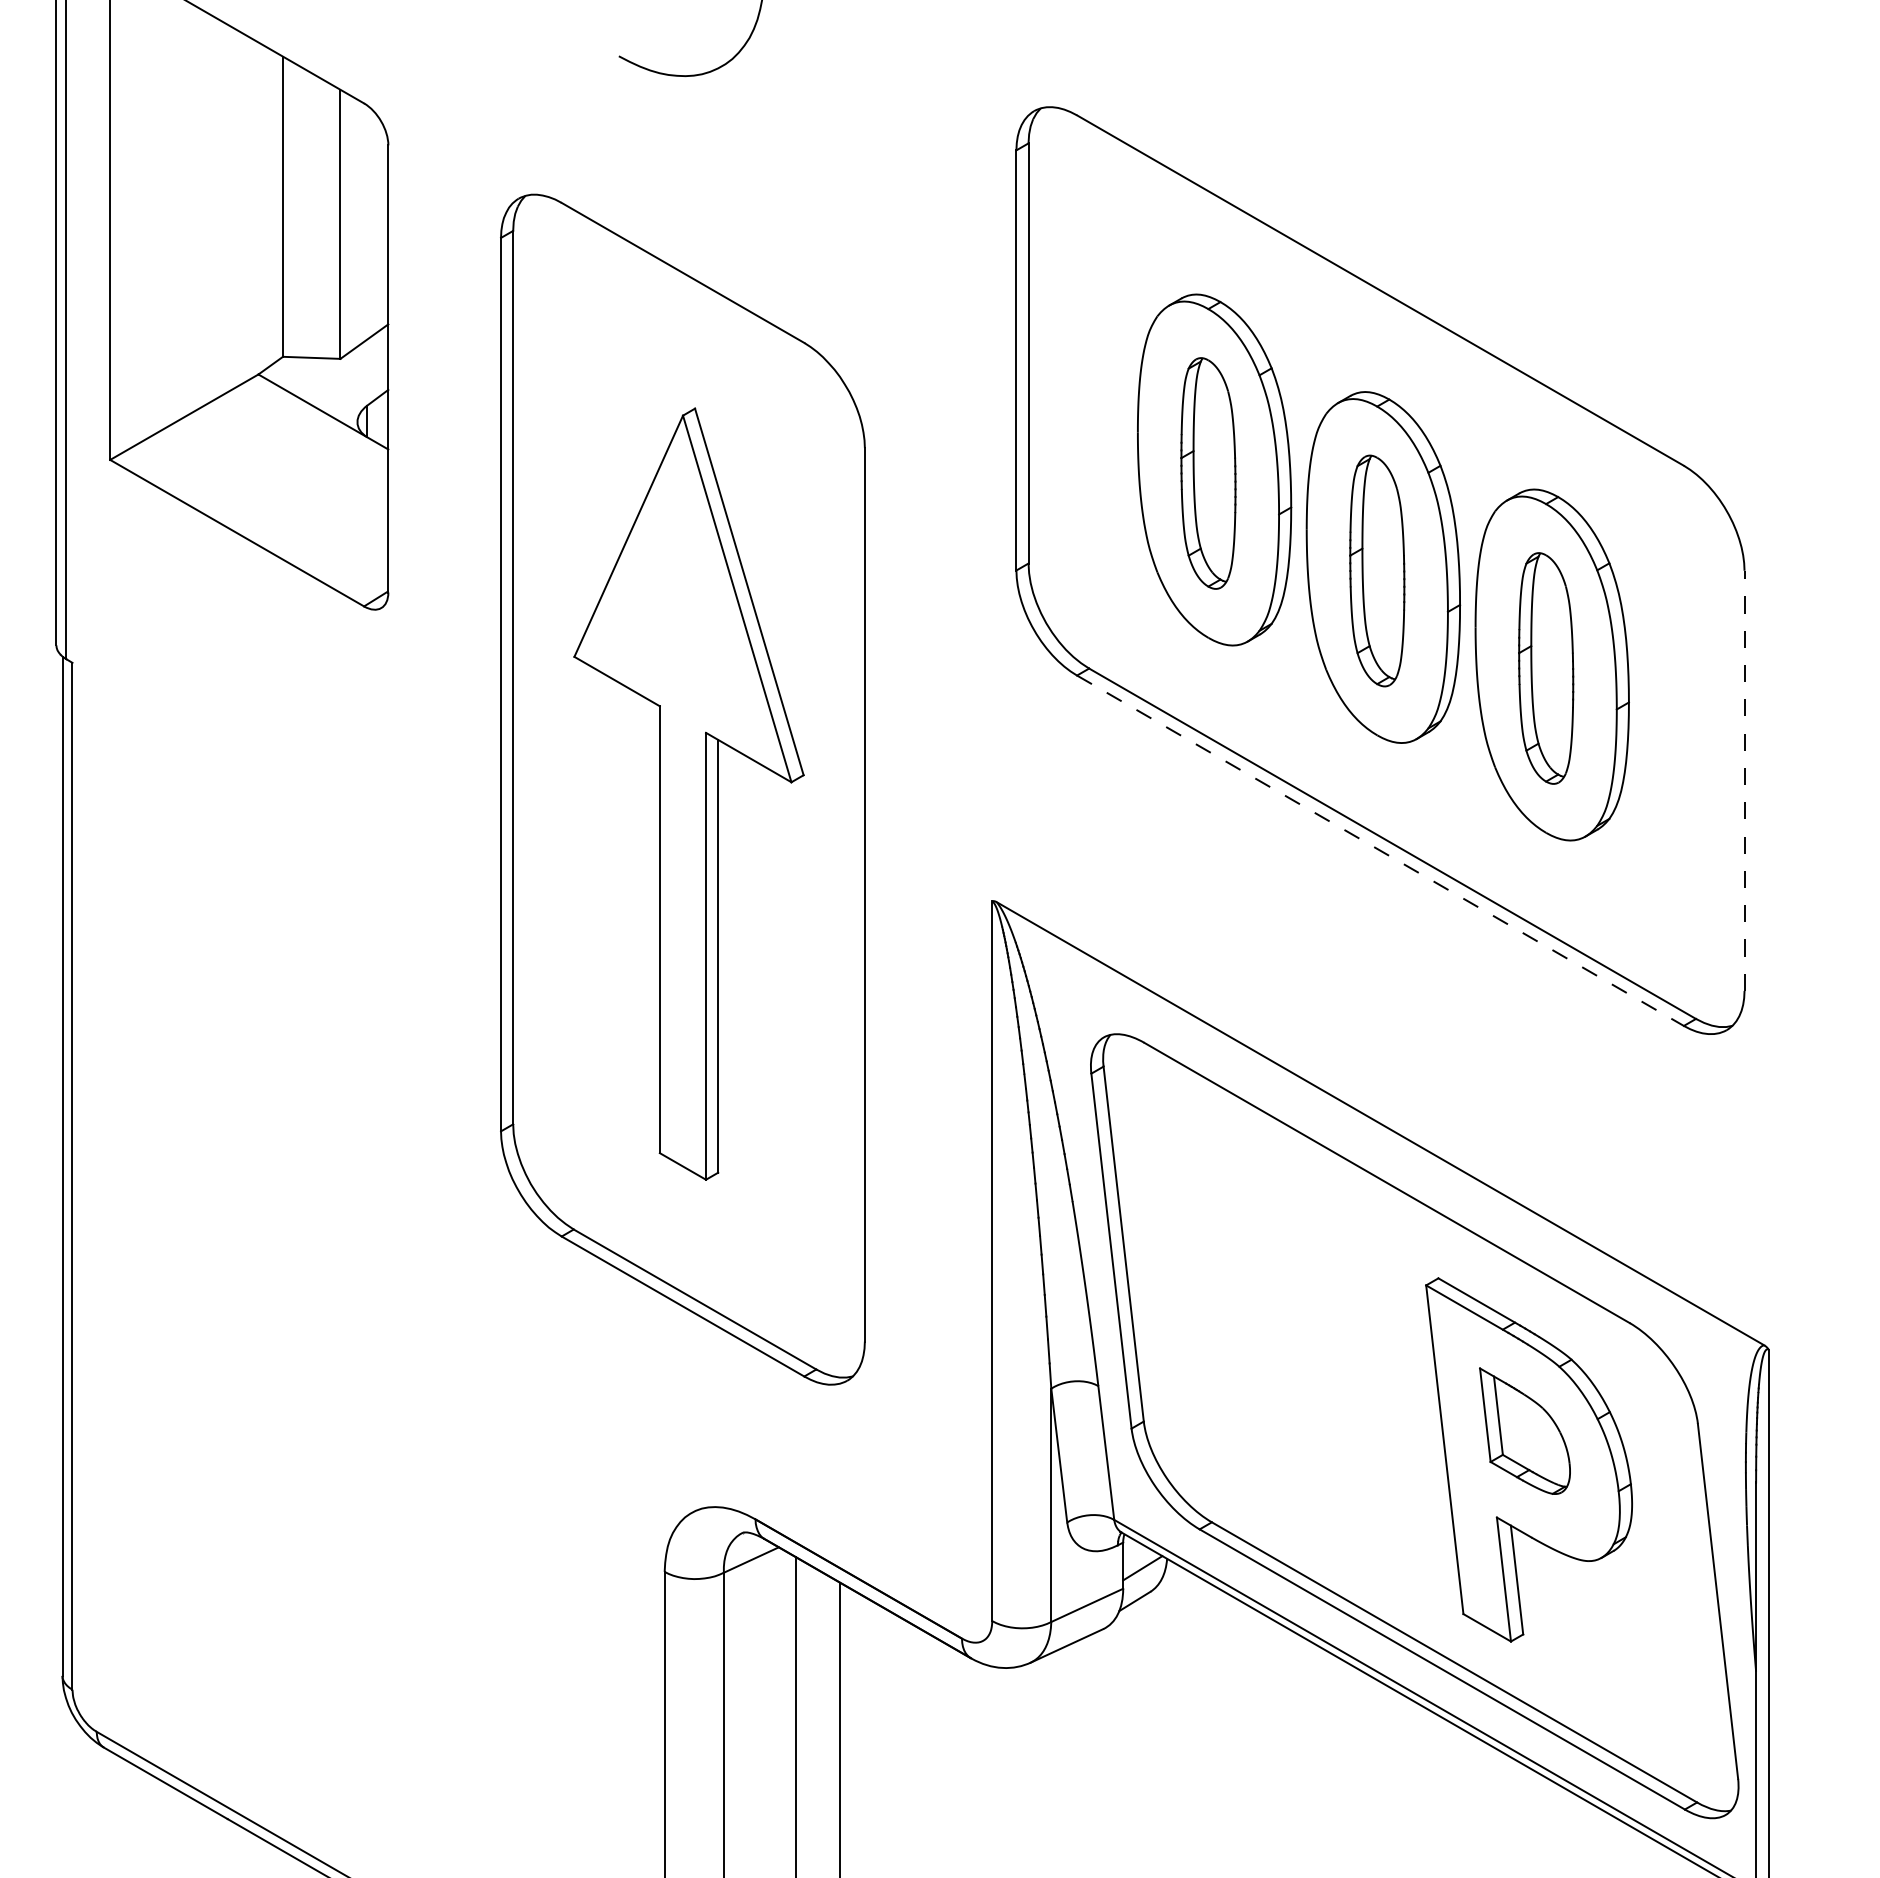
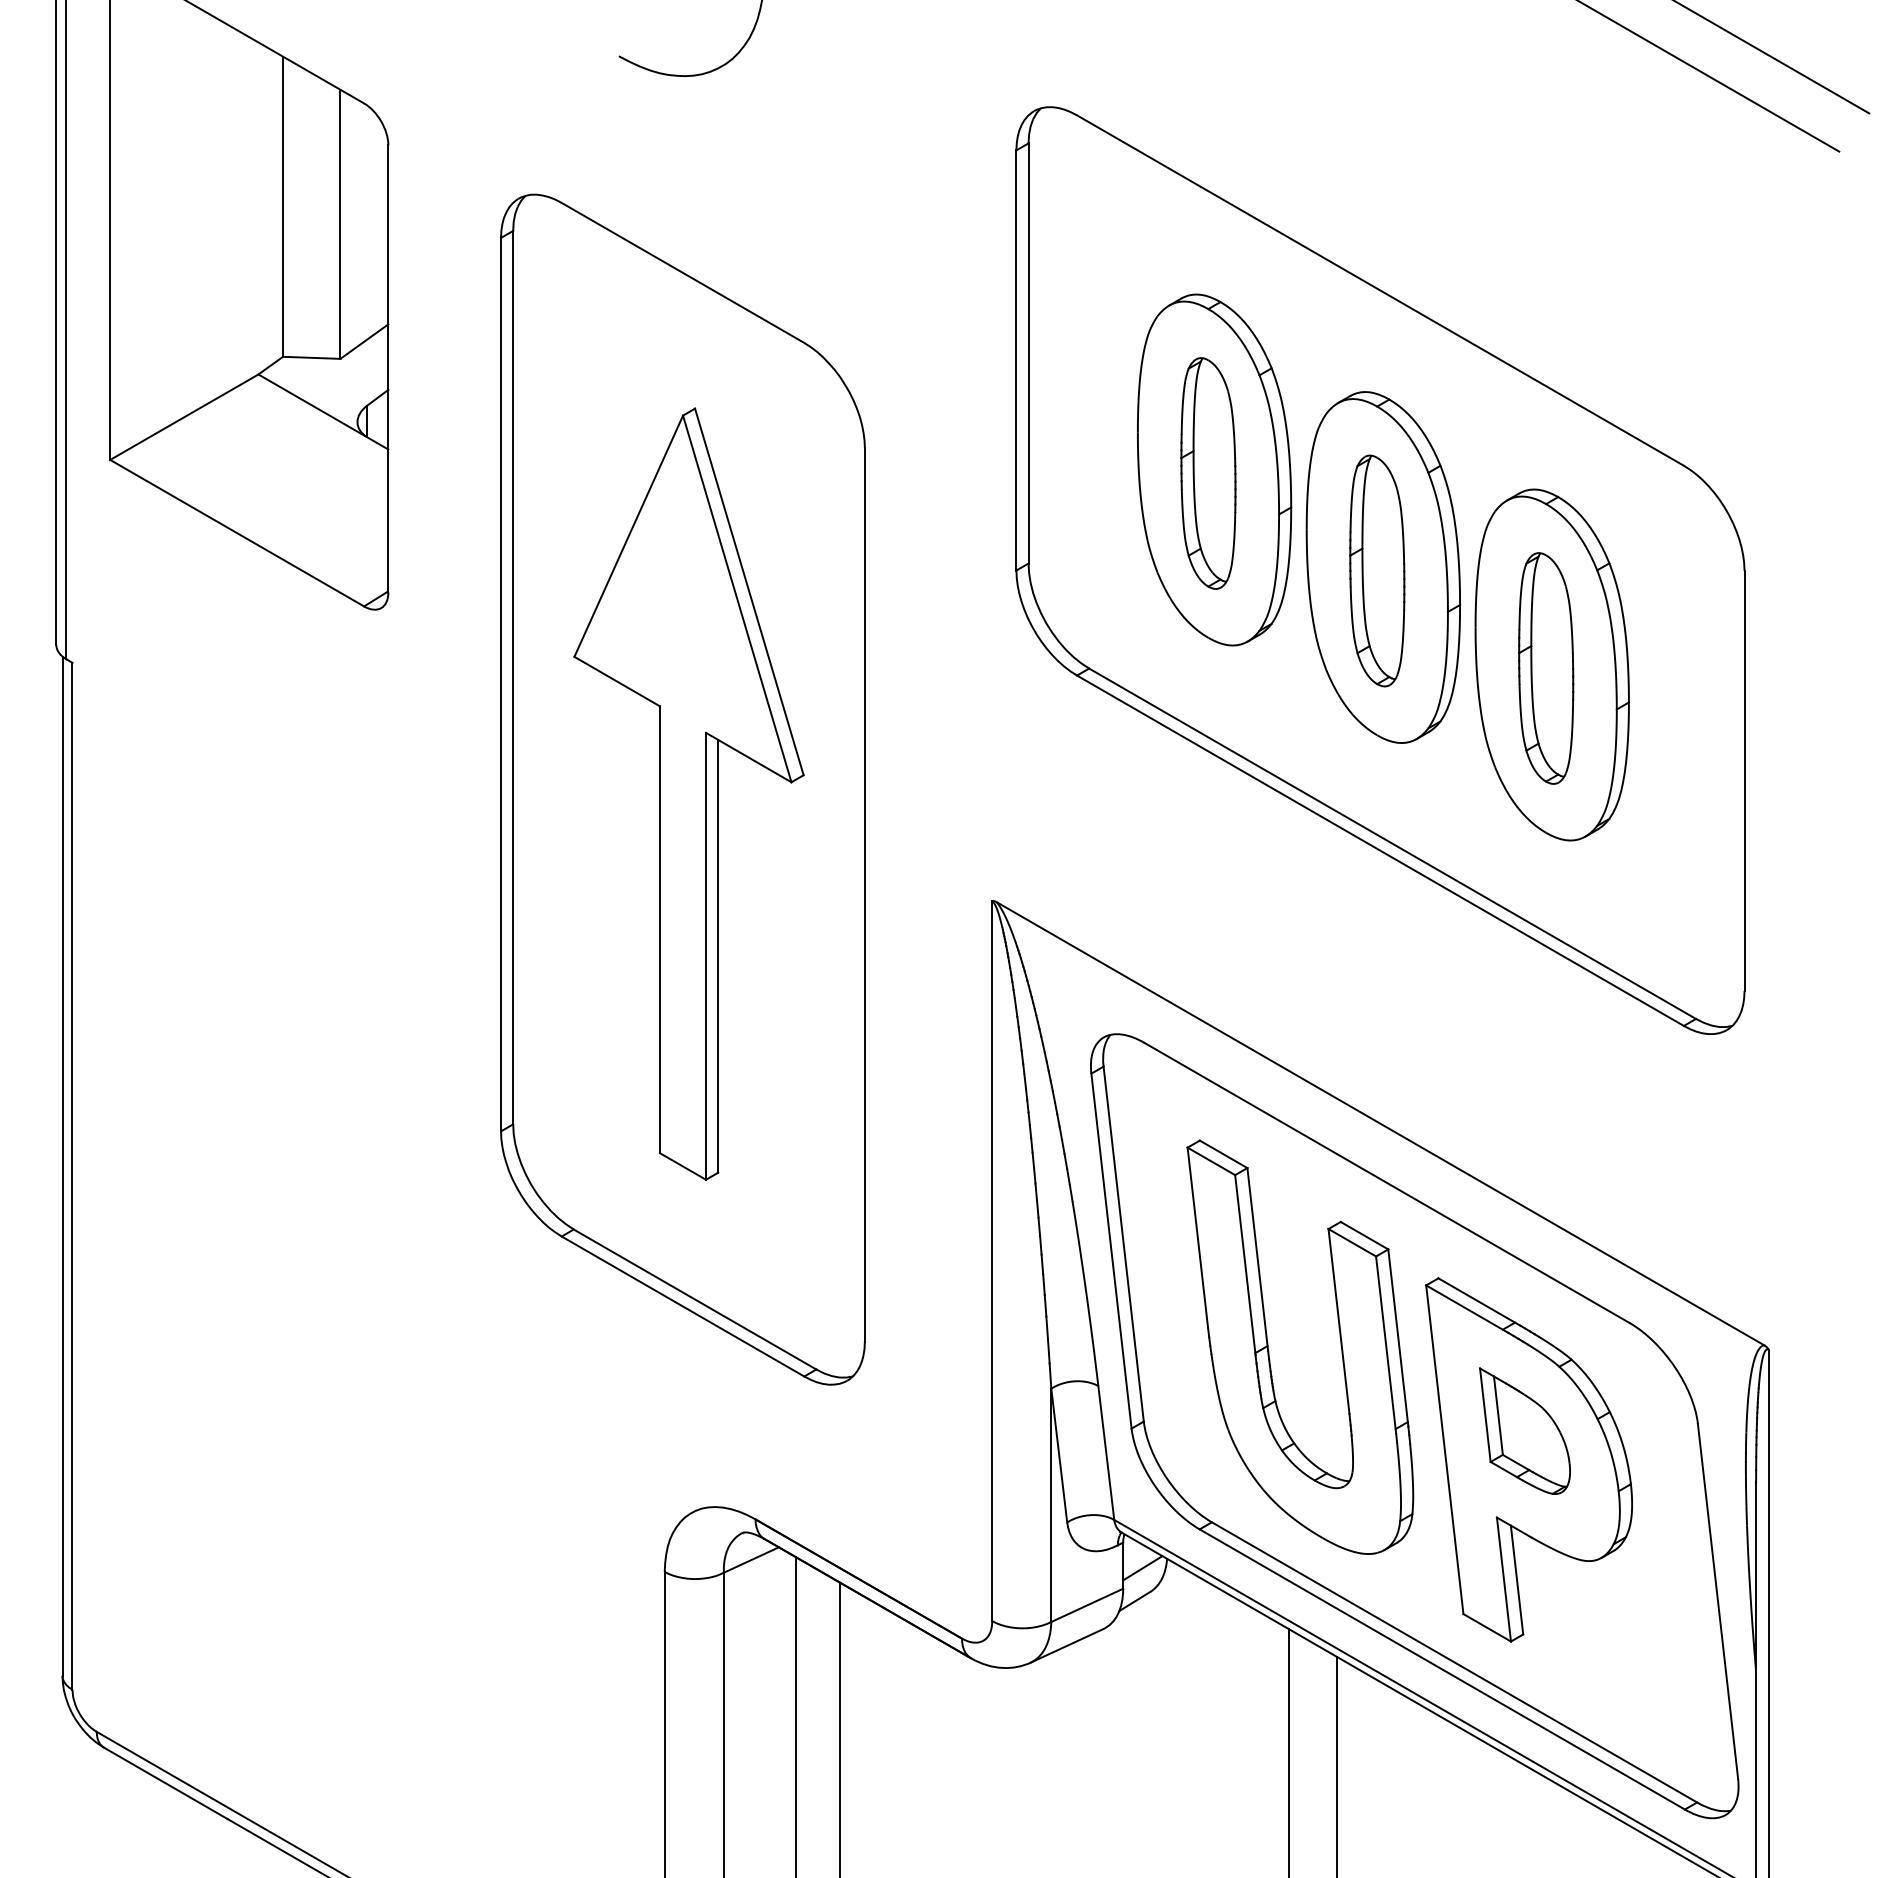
line: none -> present (1772, 57)
line: none -> present (1709, 76)
line: dashed -> solid (1744, 780)
line: dashed -> solid (1380, 851)
part: none -> present (1269, 1351)
line: none -> present (1289, 1751)
line: none -> present (1337, 1765)
